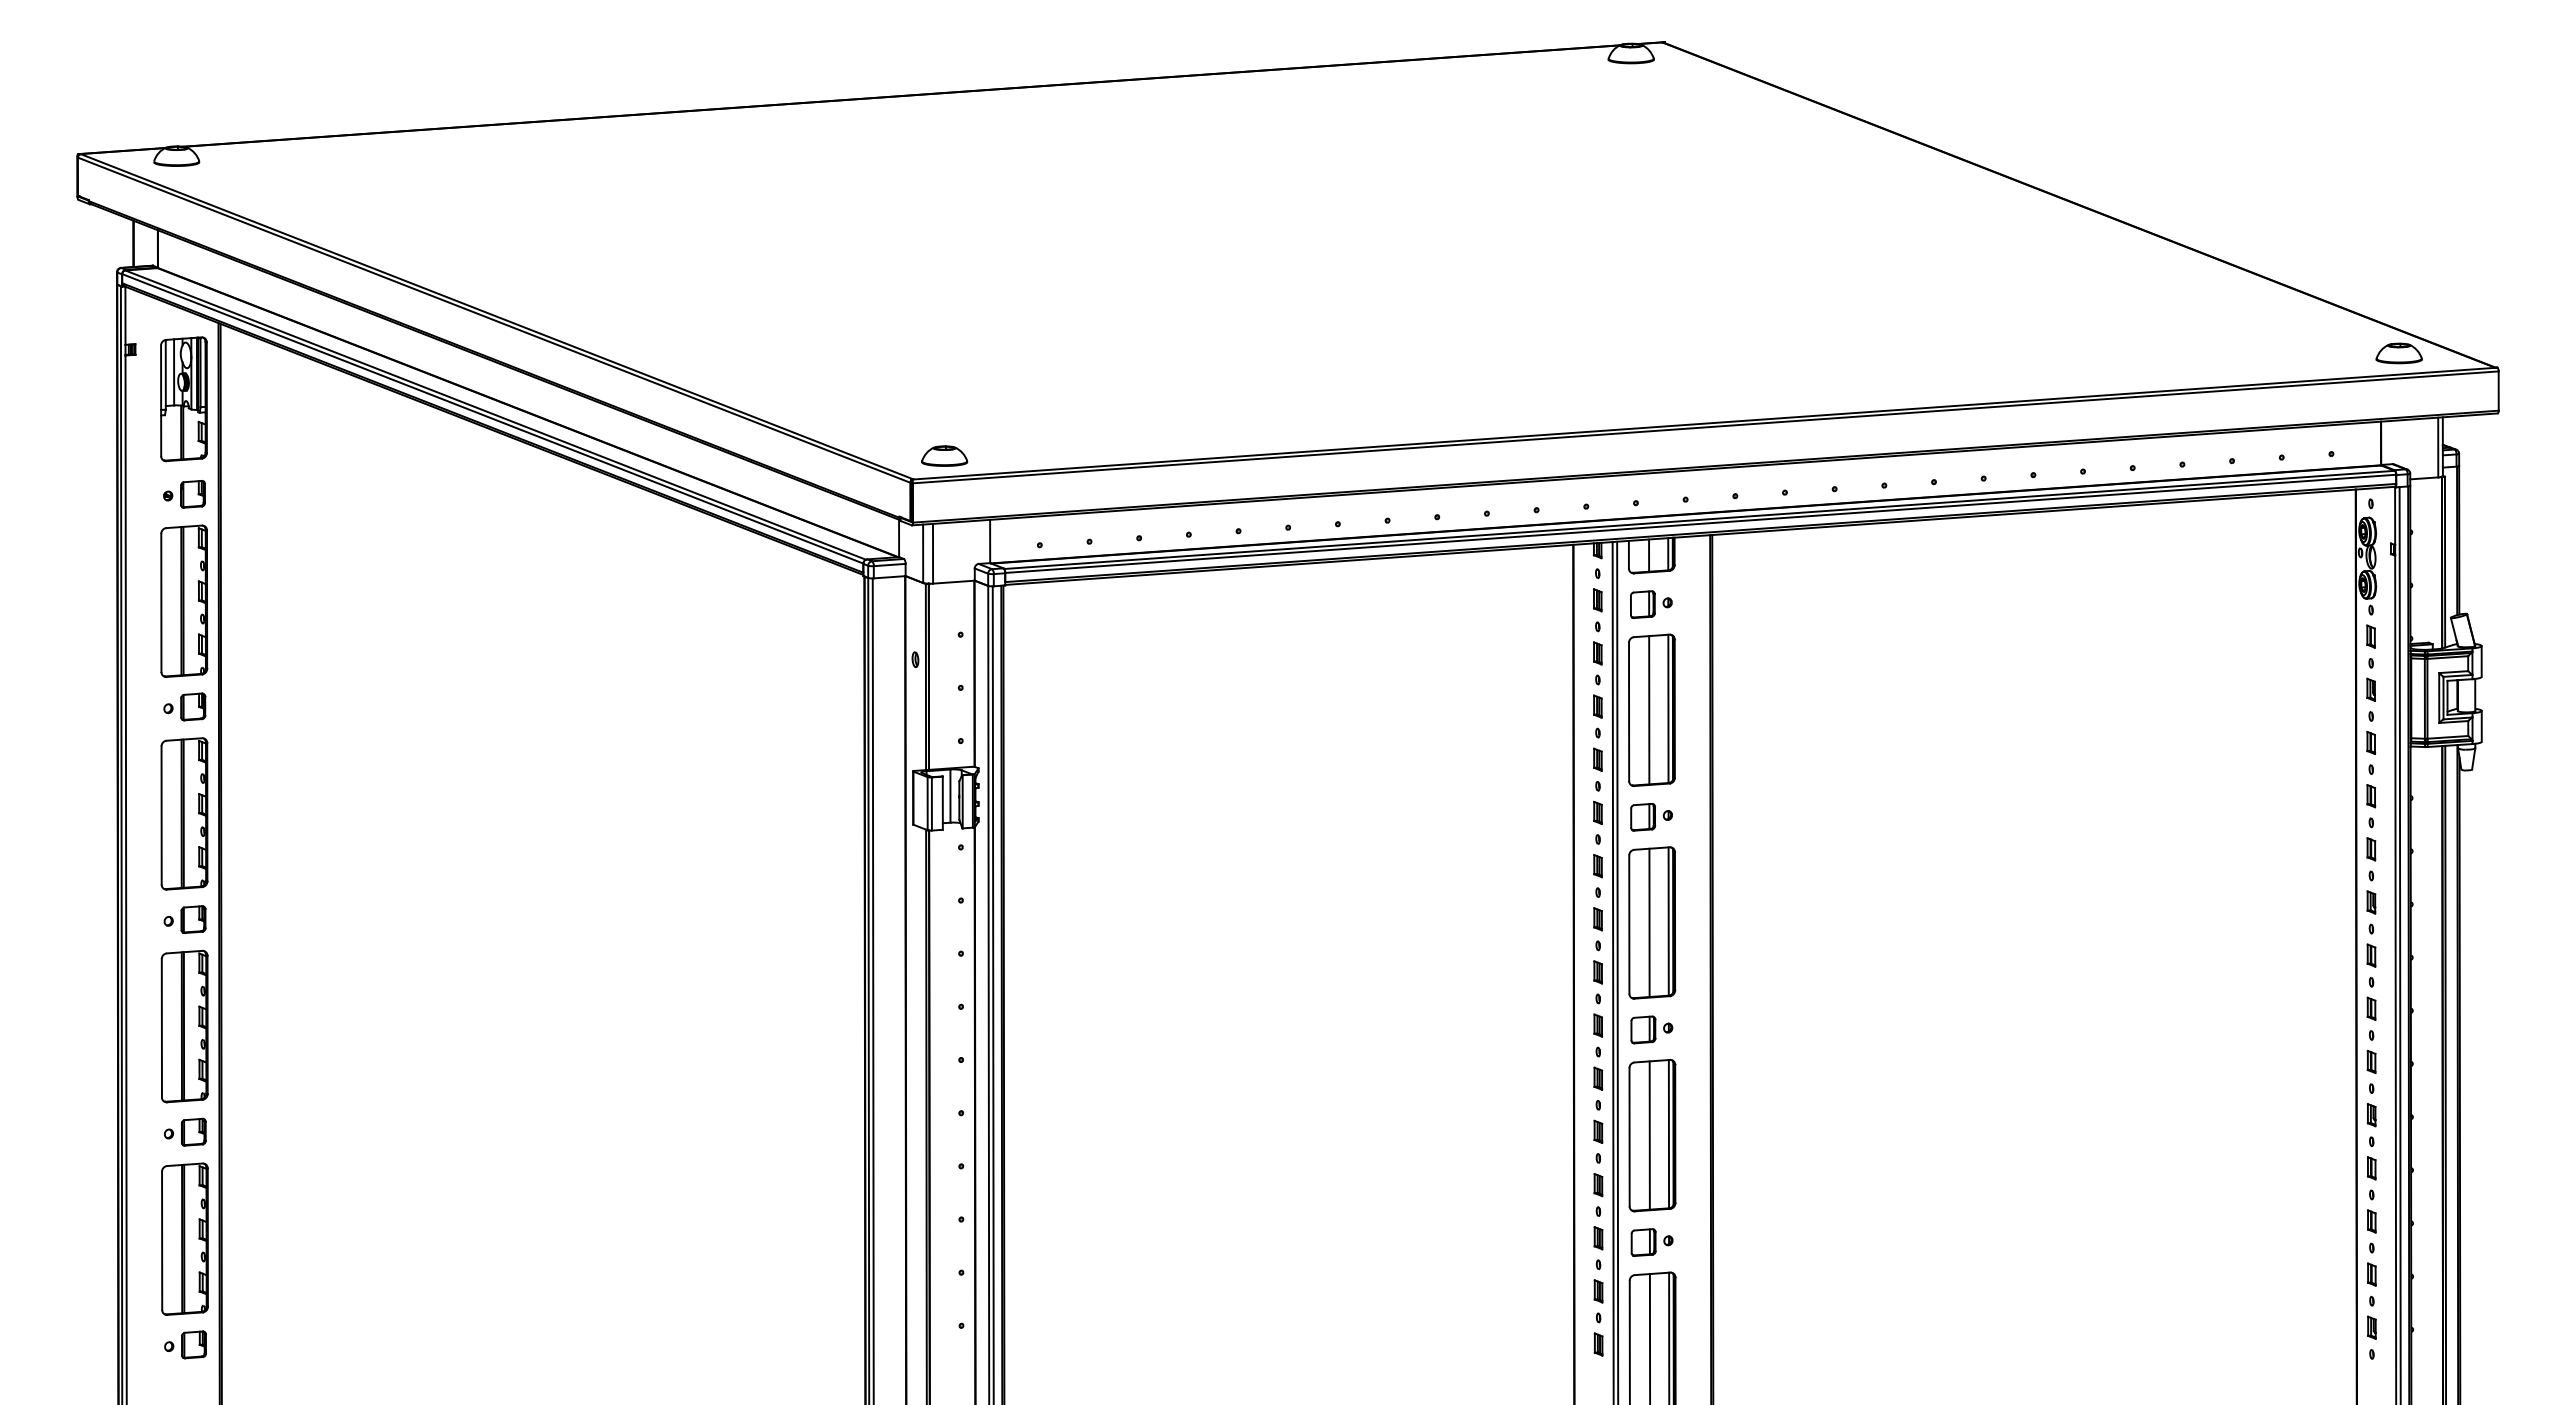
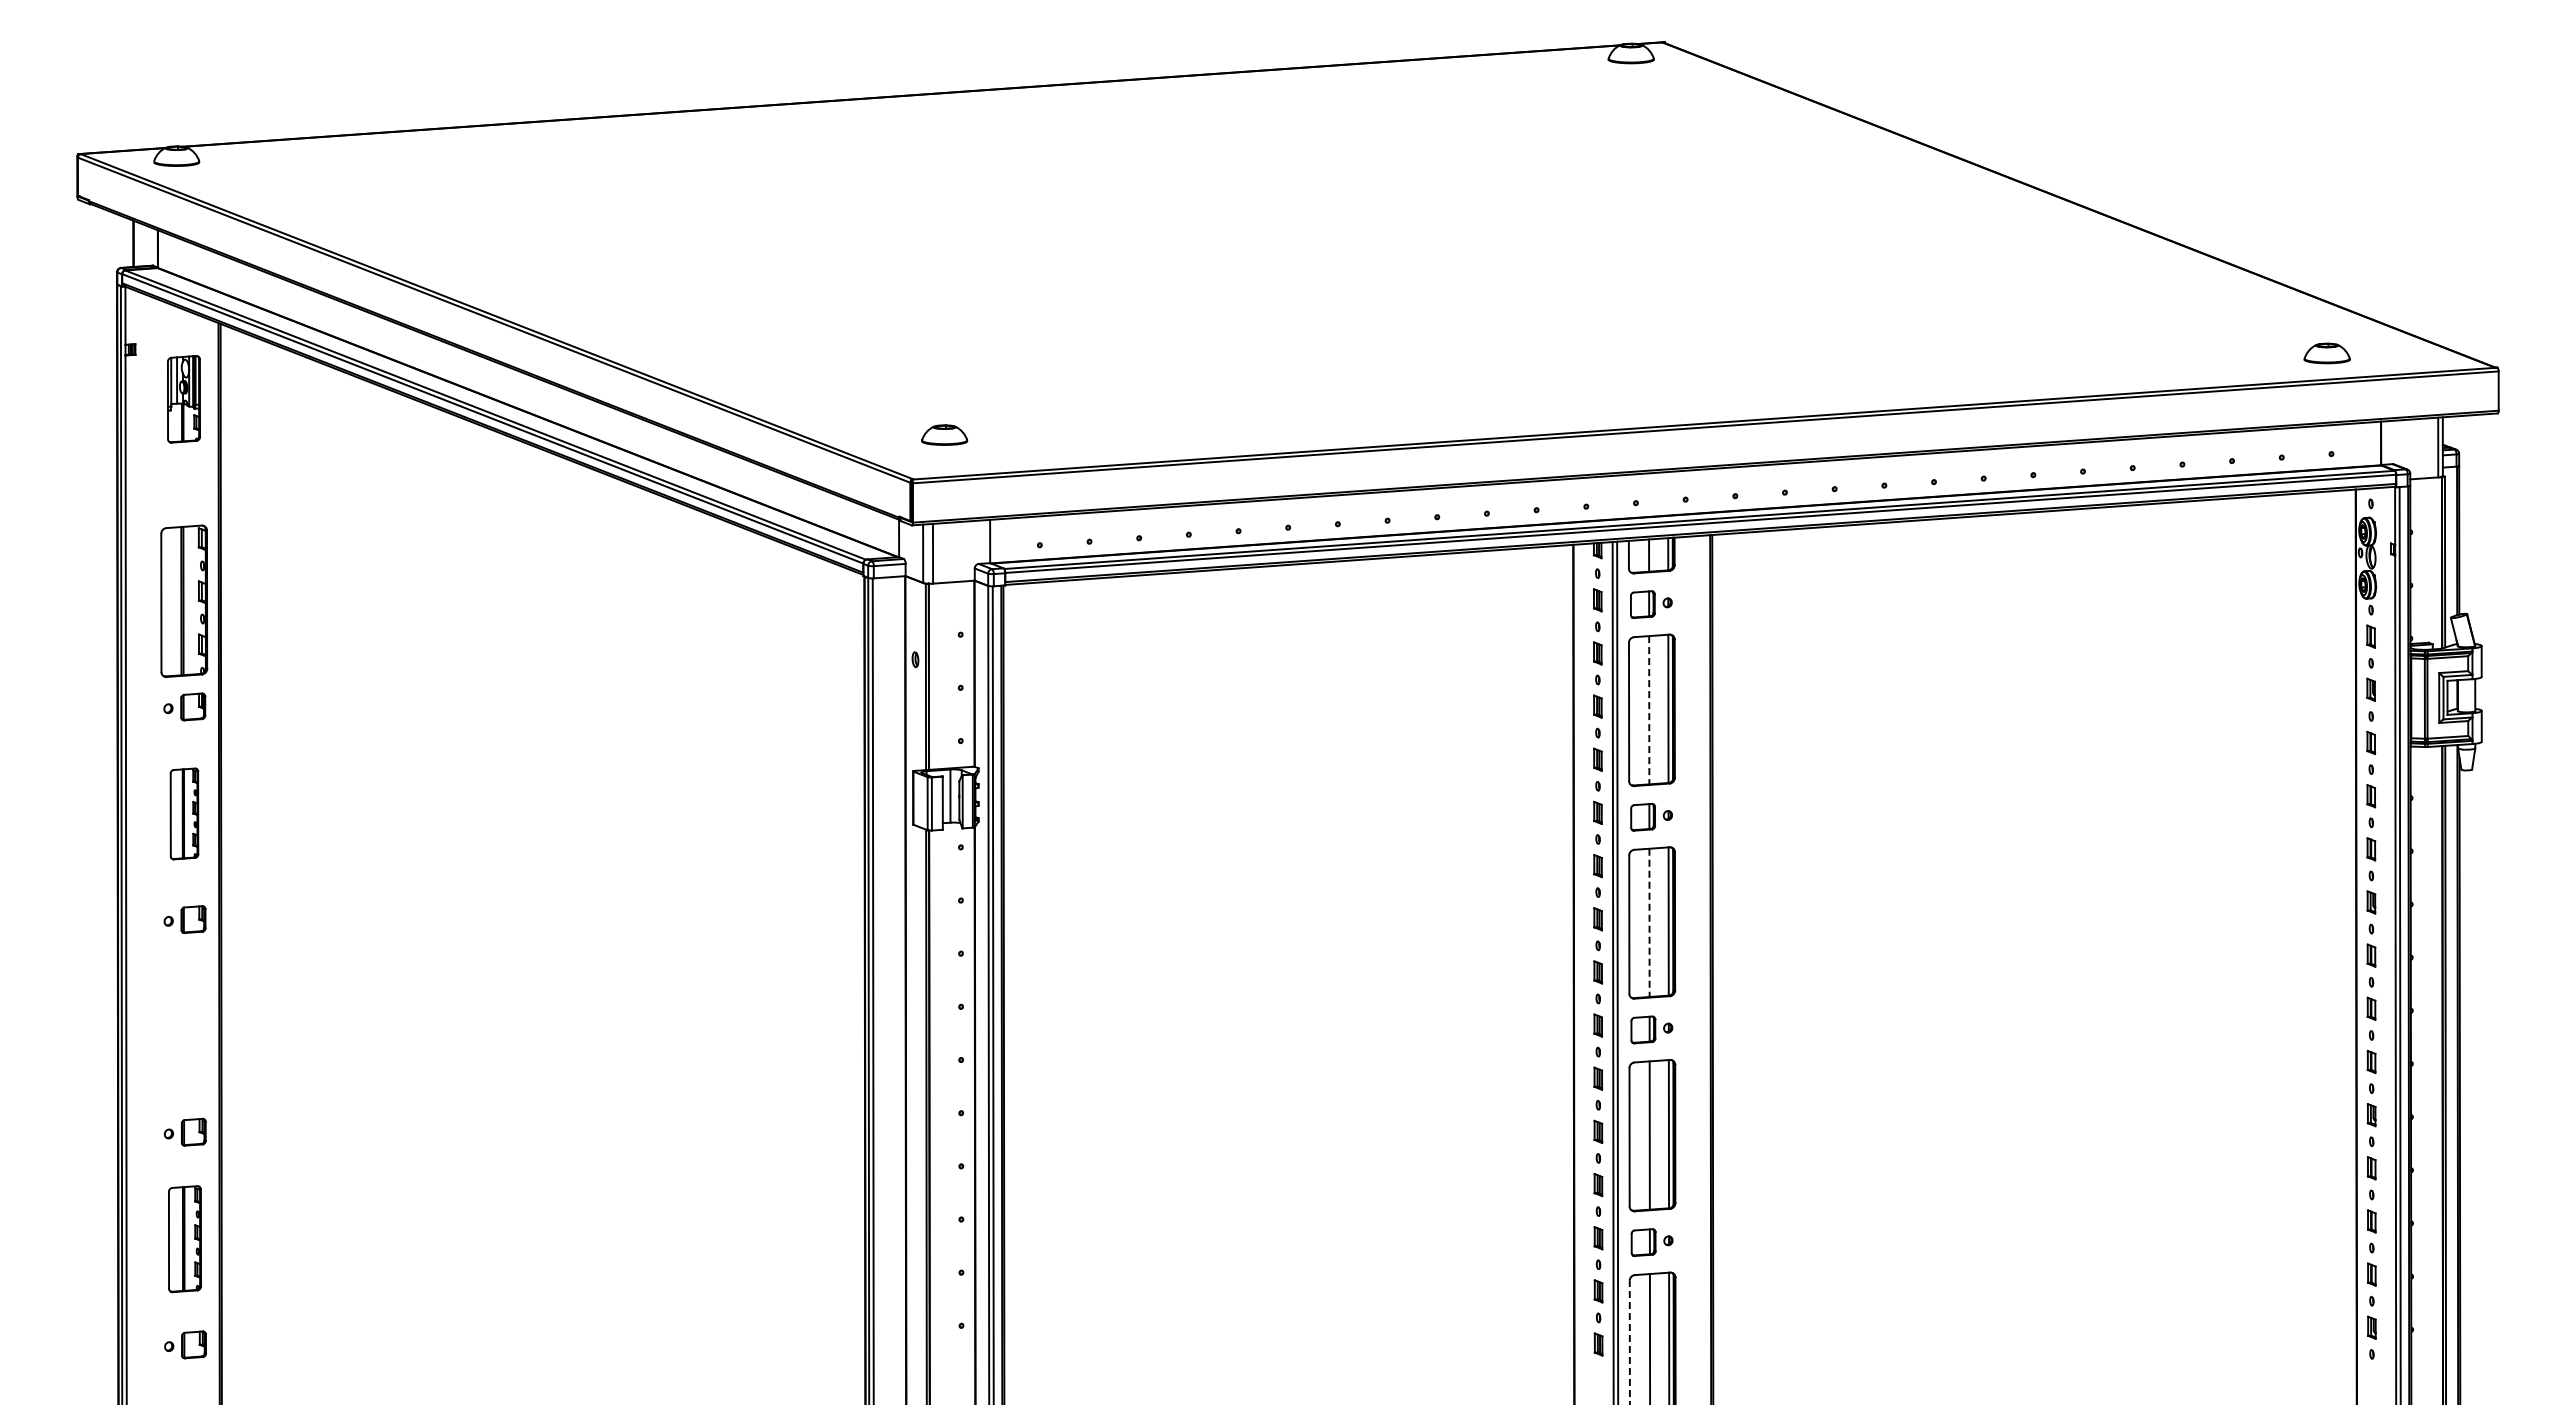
part position: (2398, 353) -> (2326, 353) (2326, 353)
part size: 48x127 px -> 34x89 px (183, 399)
part position: (944, 455) -> (944, 434) (944, 434)
part: present -> none (184, 494)
line: solid -> dashed (1649, 710)
part size: 49x154 px -> 31x94 px (184, 813)
line: solid -> dashed (1649, 923)
part: present -> none (184, 1026)
part size: 48x154 px -> 34x109 px (184, 1239)
line: solid -> dashed (1629, 1342)
